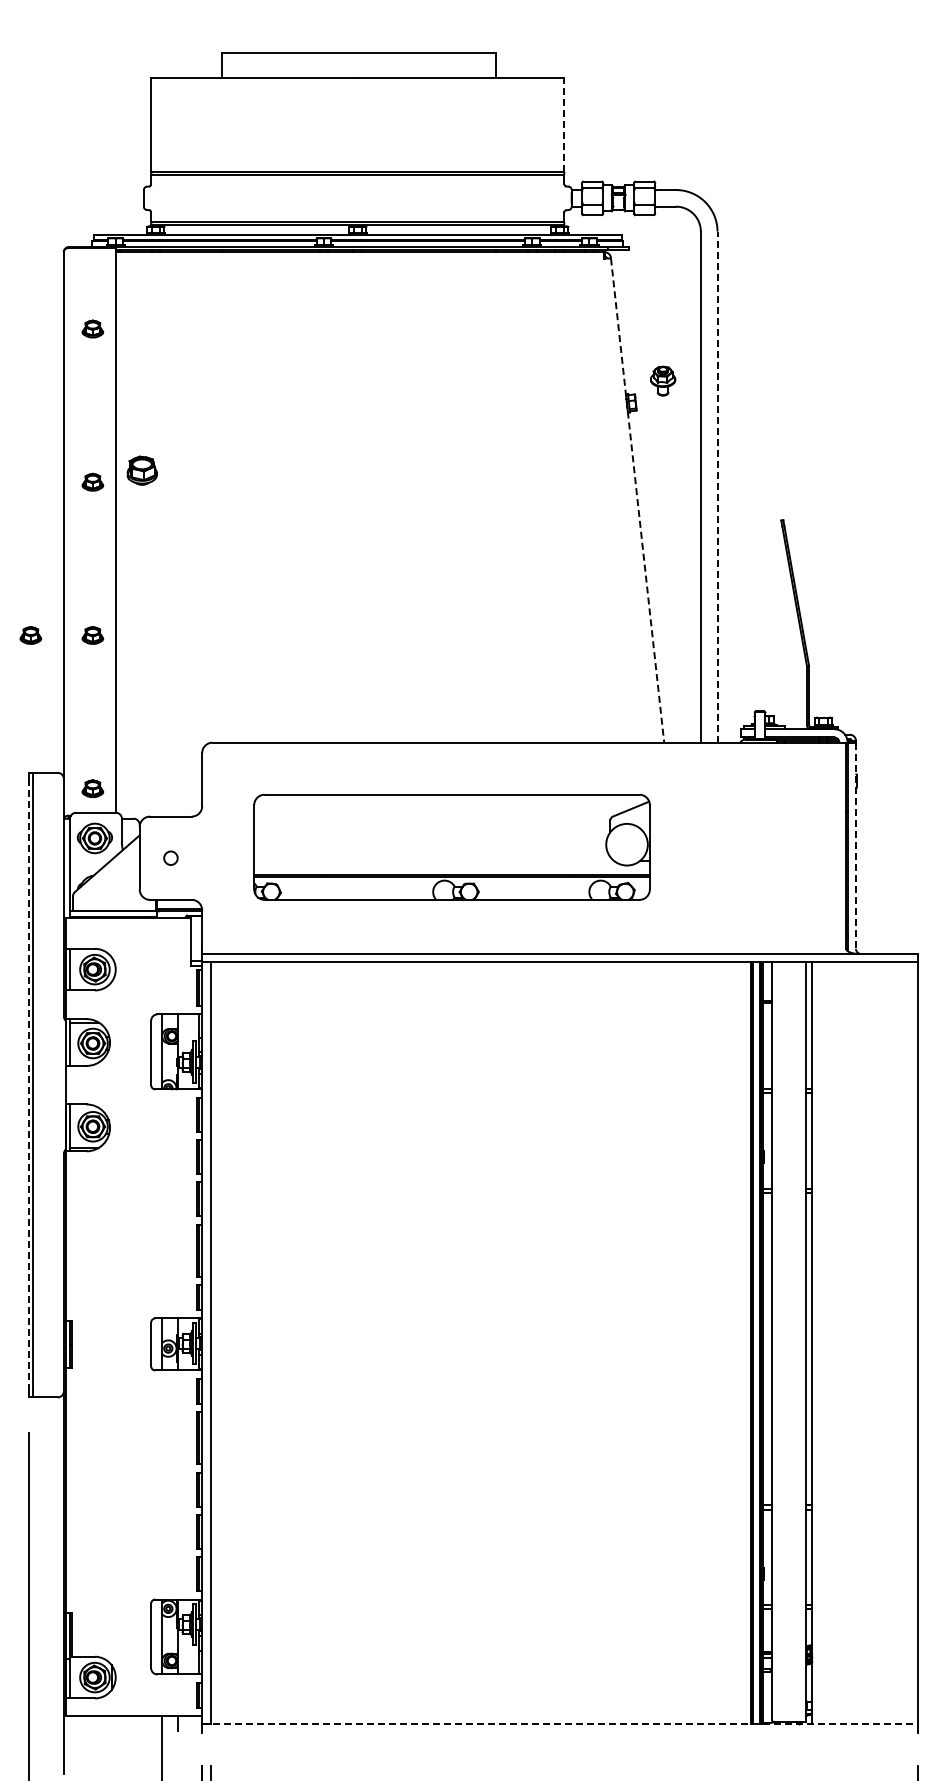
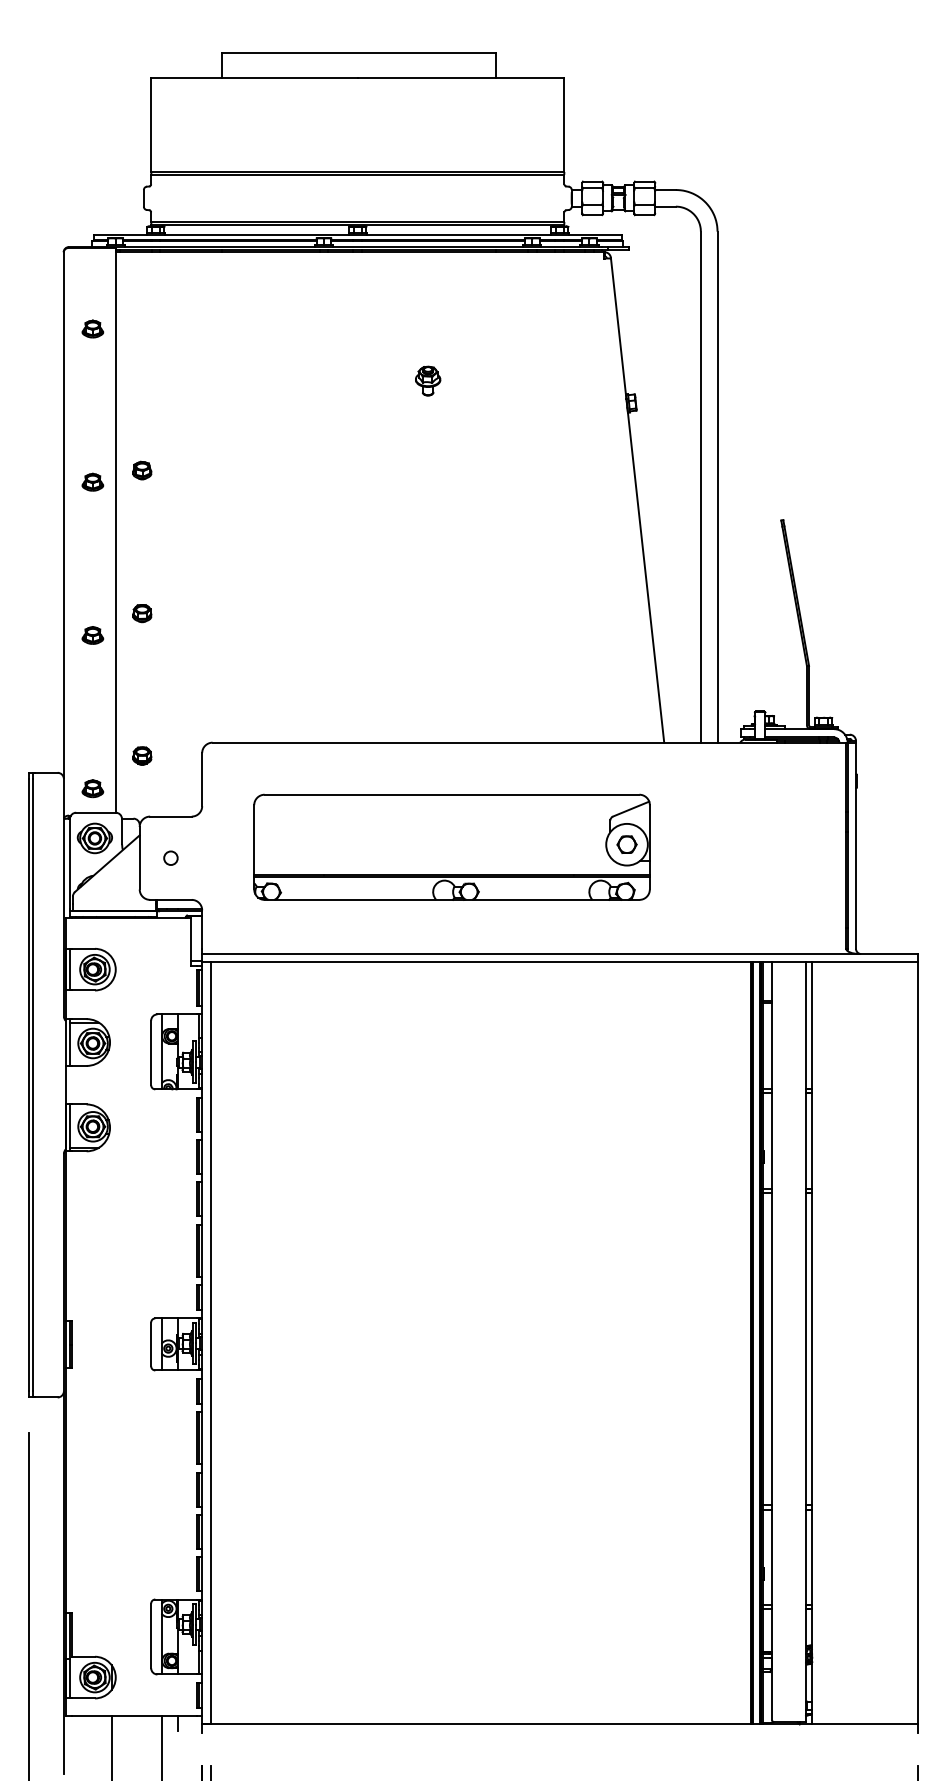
line: dashed -> solid (564, 124)
part position: (663, 380) -> (428, 380) (428, 380)
part size: 32x31 px -> 21x21 px (142, 470)
line: dashed -> solid (717, 487)
line: dashed -> solid (637, 500)
part: none -> present (142, 613)
part: present -> none (30, 635)
part: none -> present (142, 755)
part: none -> present (626, 844)
line: dashed -> solid (856, 846)
line: dashed -> solid (28, 1085)
line: dashed -> solid (560, 1724)
line: none -> present (111, 1746)
